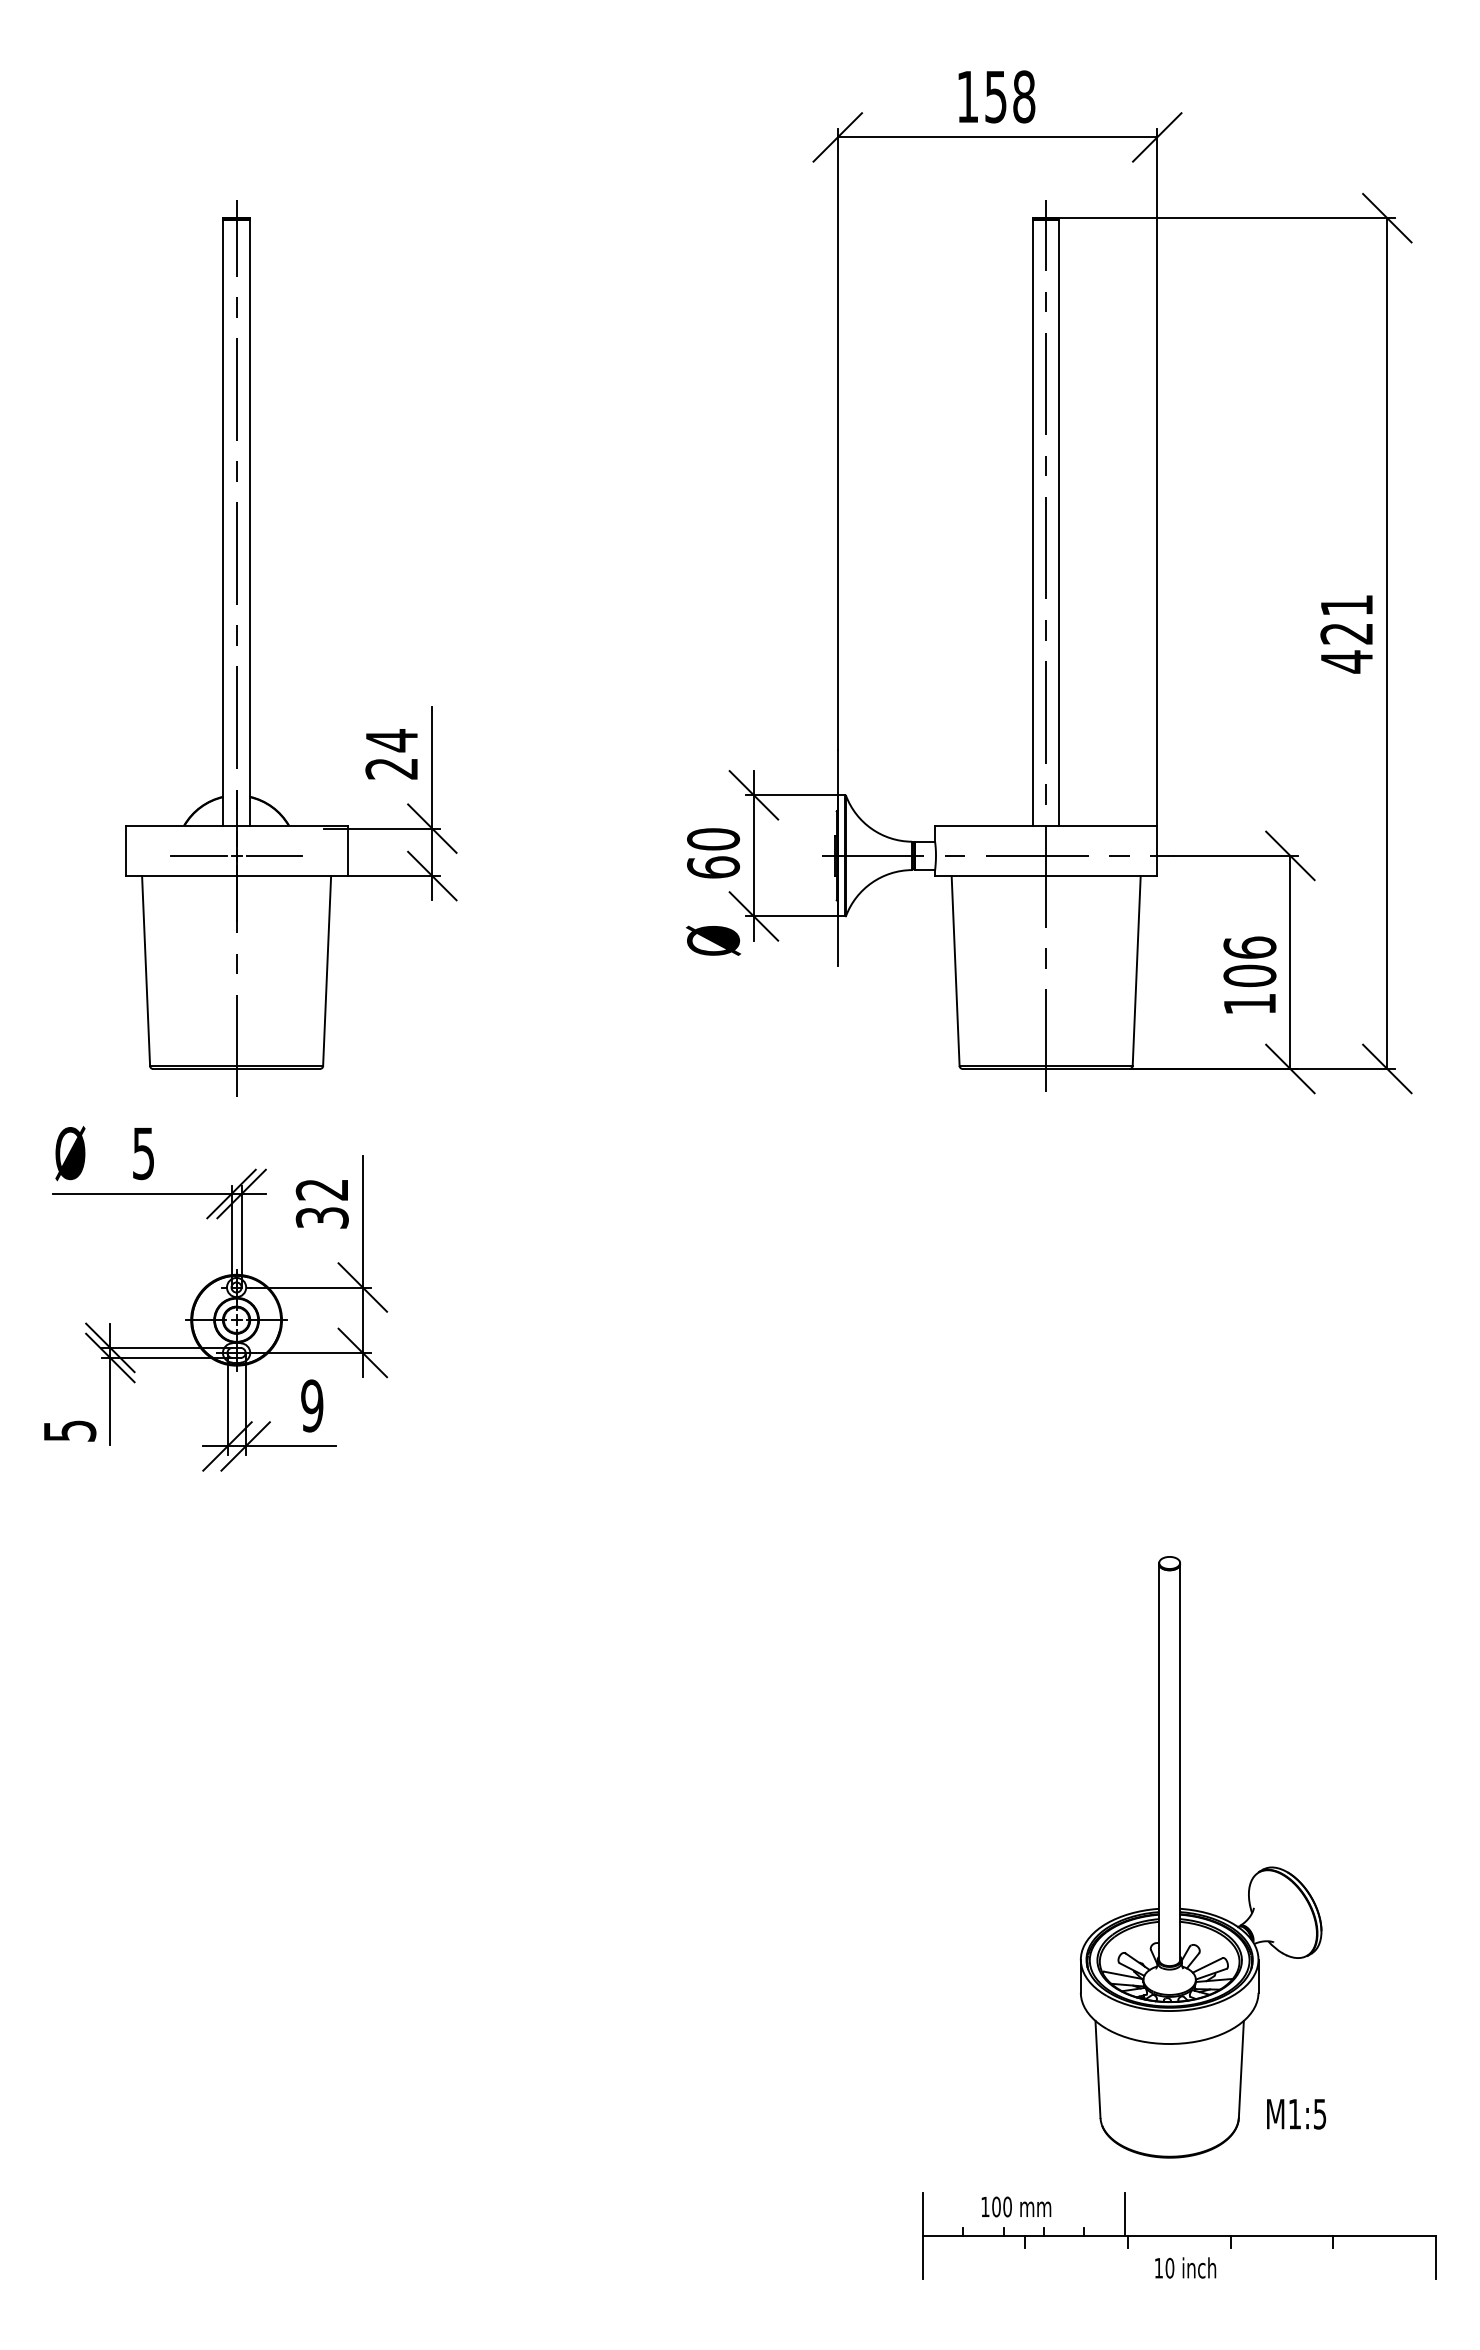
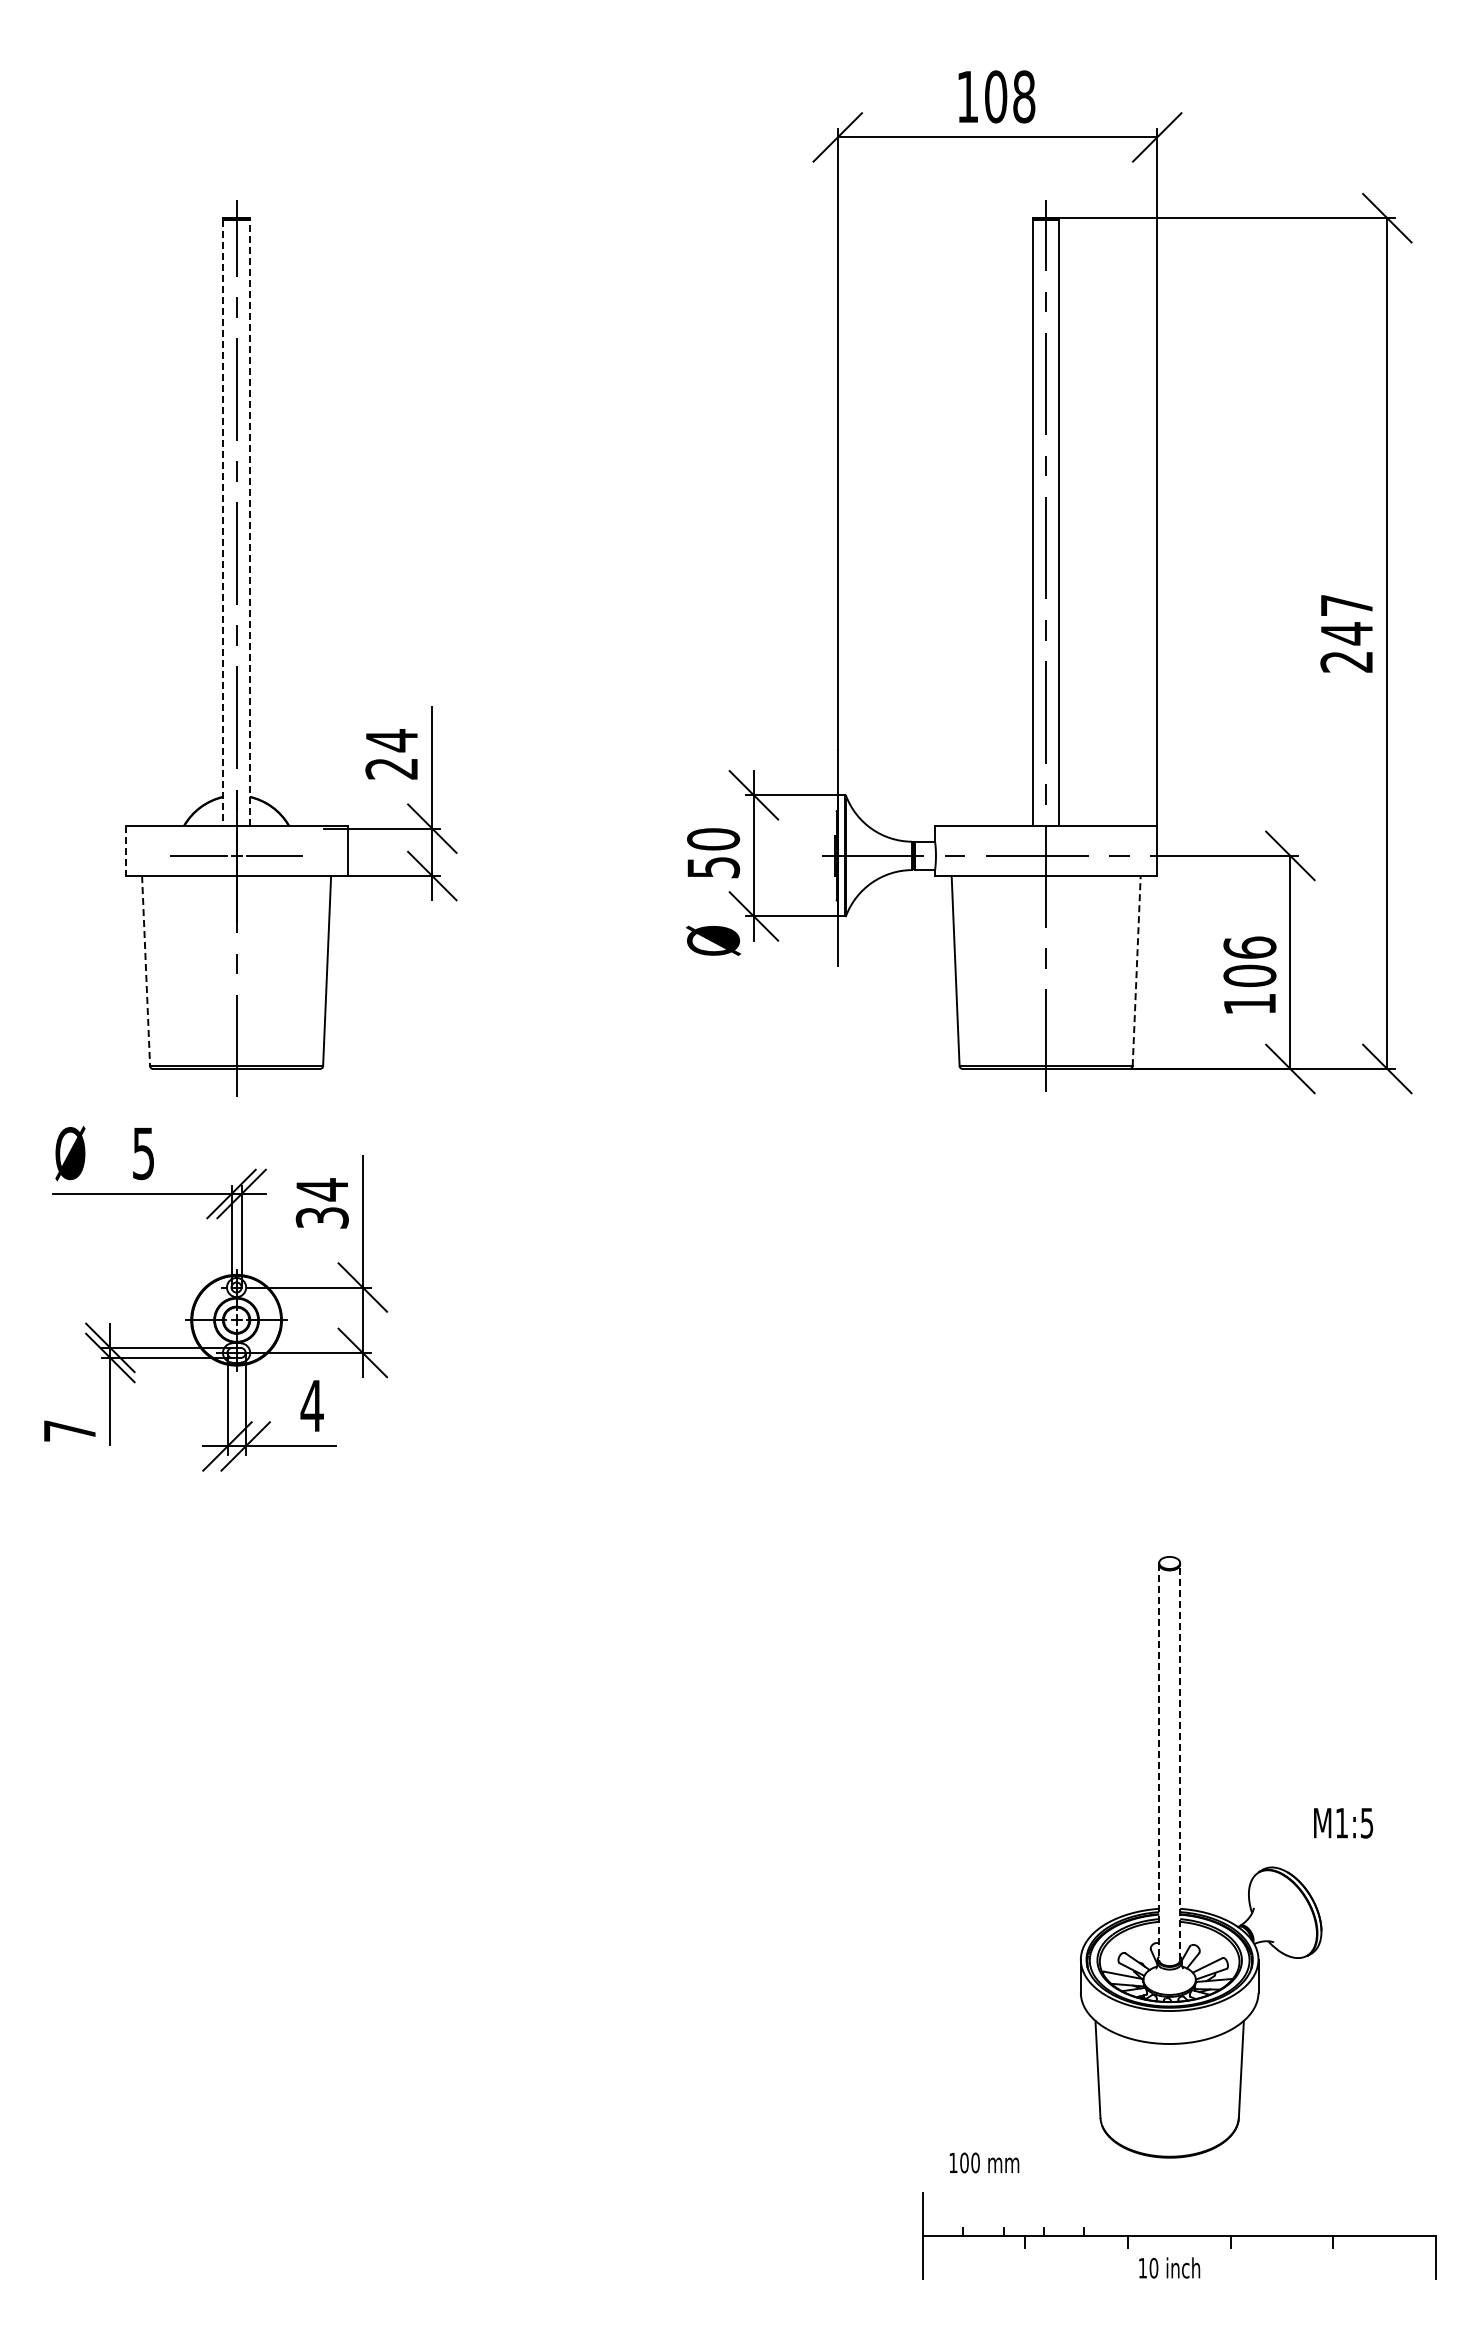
text: 158 -> 108 (996, 96)
line: solid -> dashed (223, 522)
line: solid -> dashed (249, 522)
text: 421 -> 247 (1346, 634)
line: solid -> dashed (125, 851)
text: 60 -> 50 (713, 867)
line: solid -> dashed (1136, 970)
line: solid -> dashed (146, 971)
text: 32 -> 34 (321, 1189)
text: 9 -> 4 (311, 1405)
text: 5 -> 7 (70, 1430)
line: solid -> dashed (1159, 1762)
line: solid -> dashed (1180, 1762)
text position: (1296, 2114) -> (1343, 1823) (1343, 1823)
text position: (1016, 2206) -> (984, 2162) (984, 2162)
line: present -> none (1124, 2214)
text position: (1185, 2267) -> (1169, 2267) (1169, 2267)
